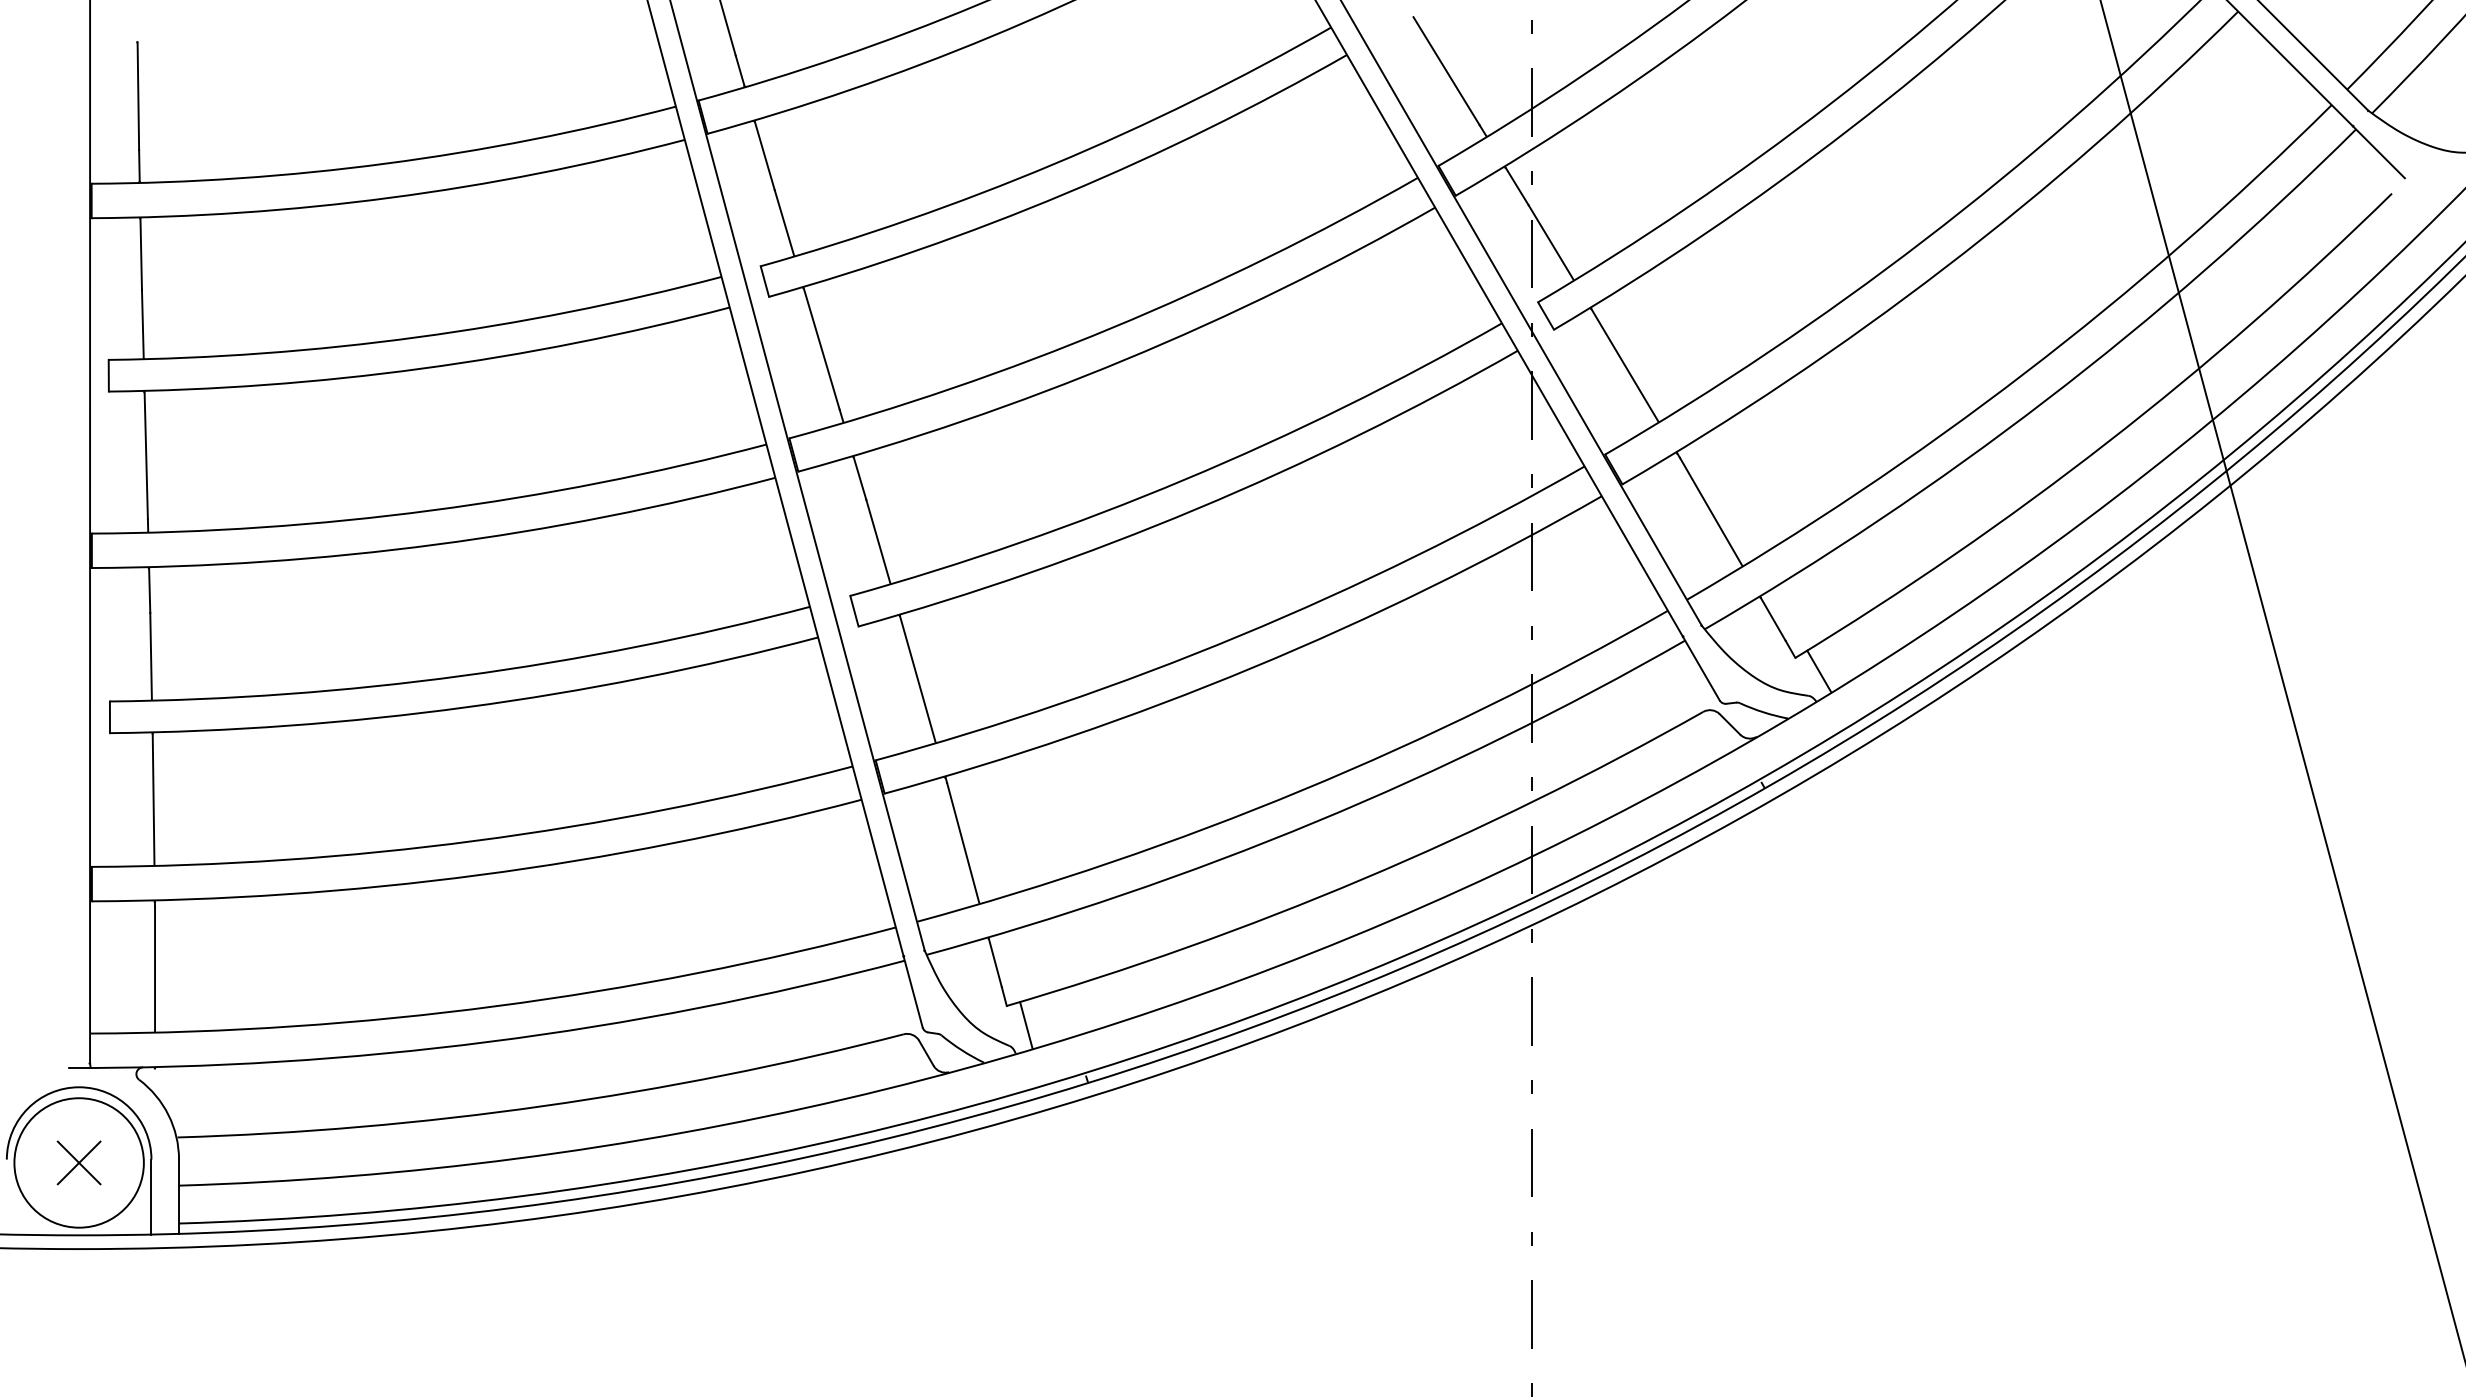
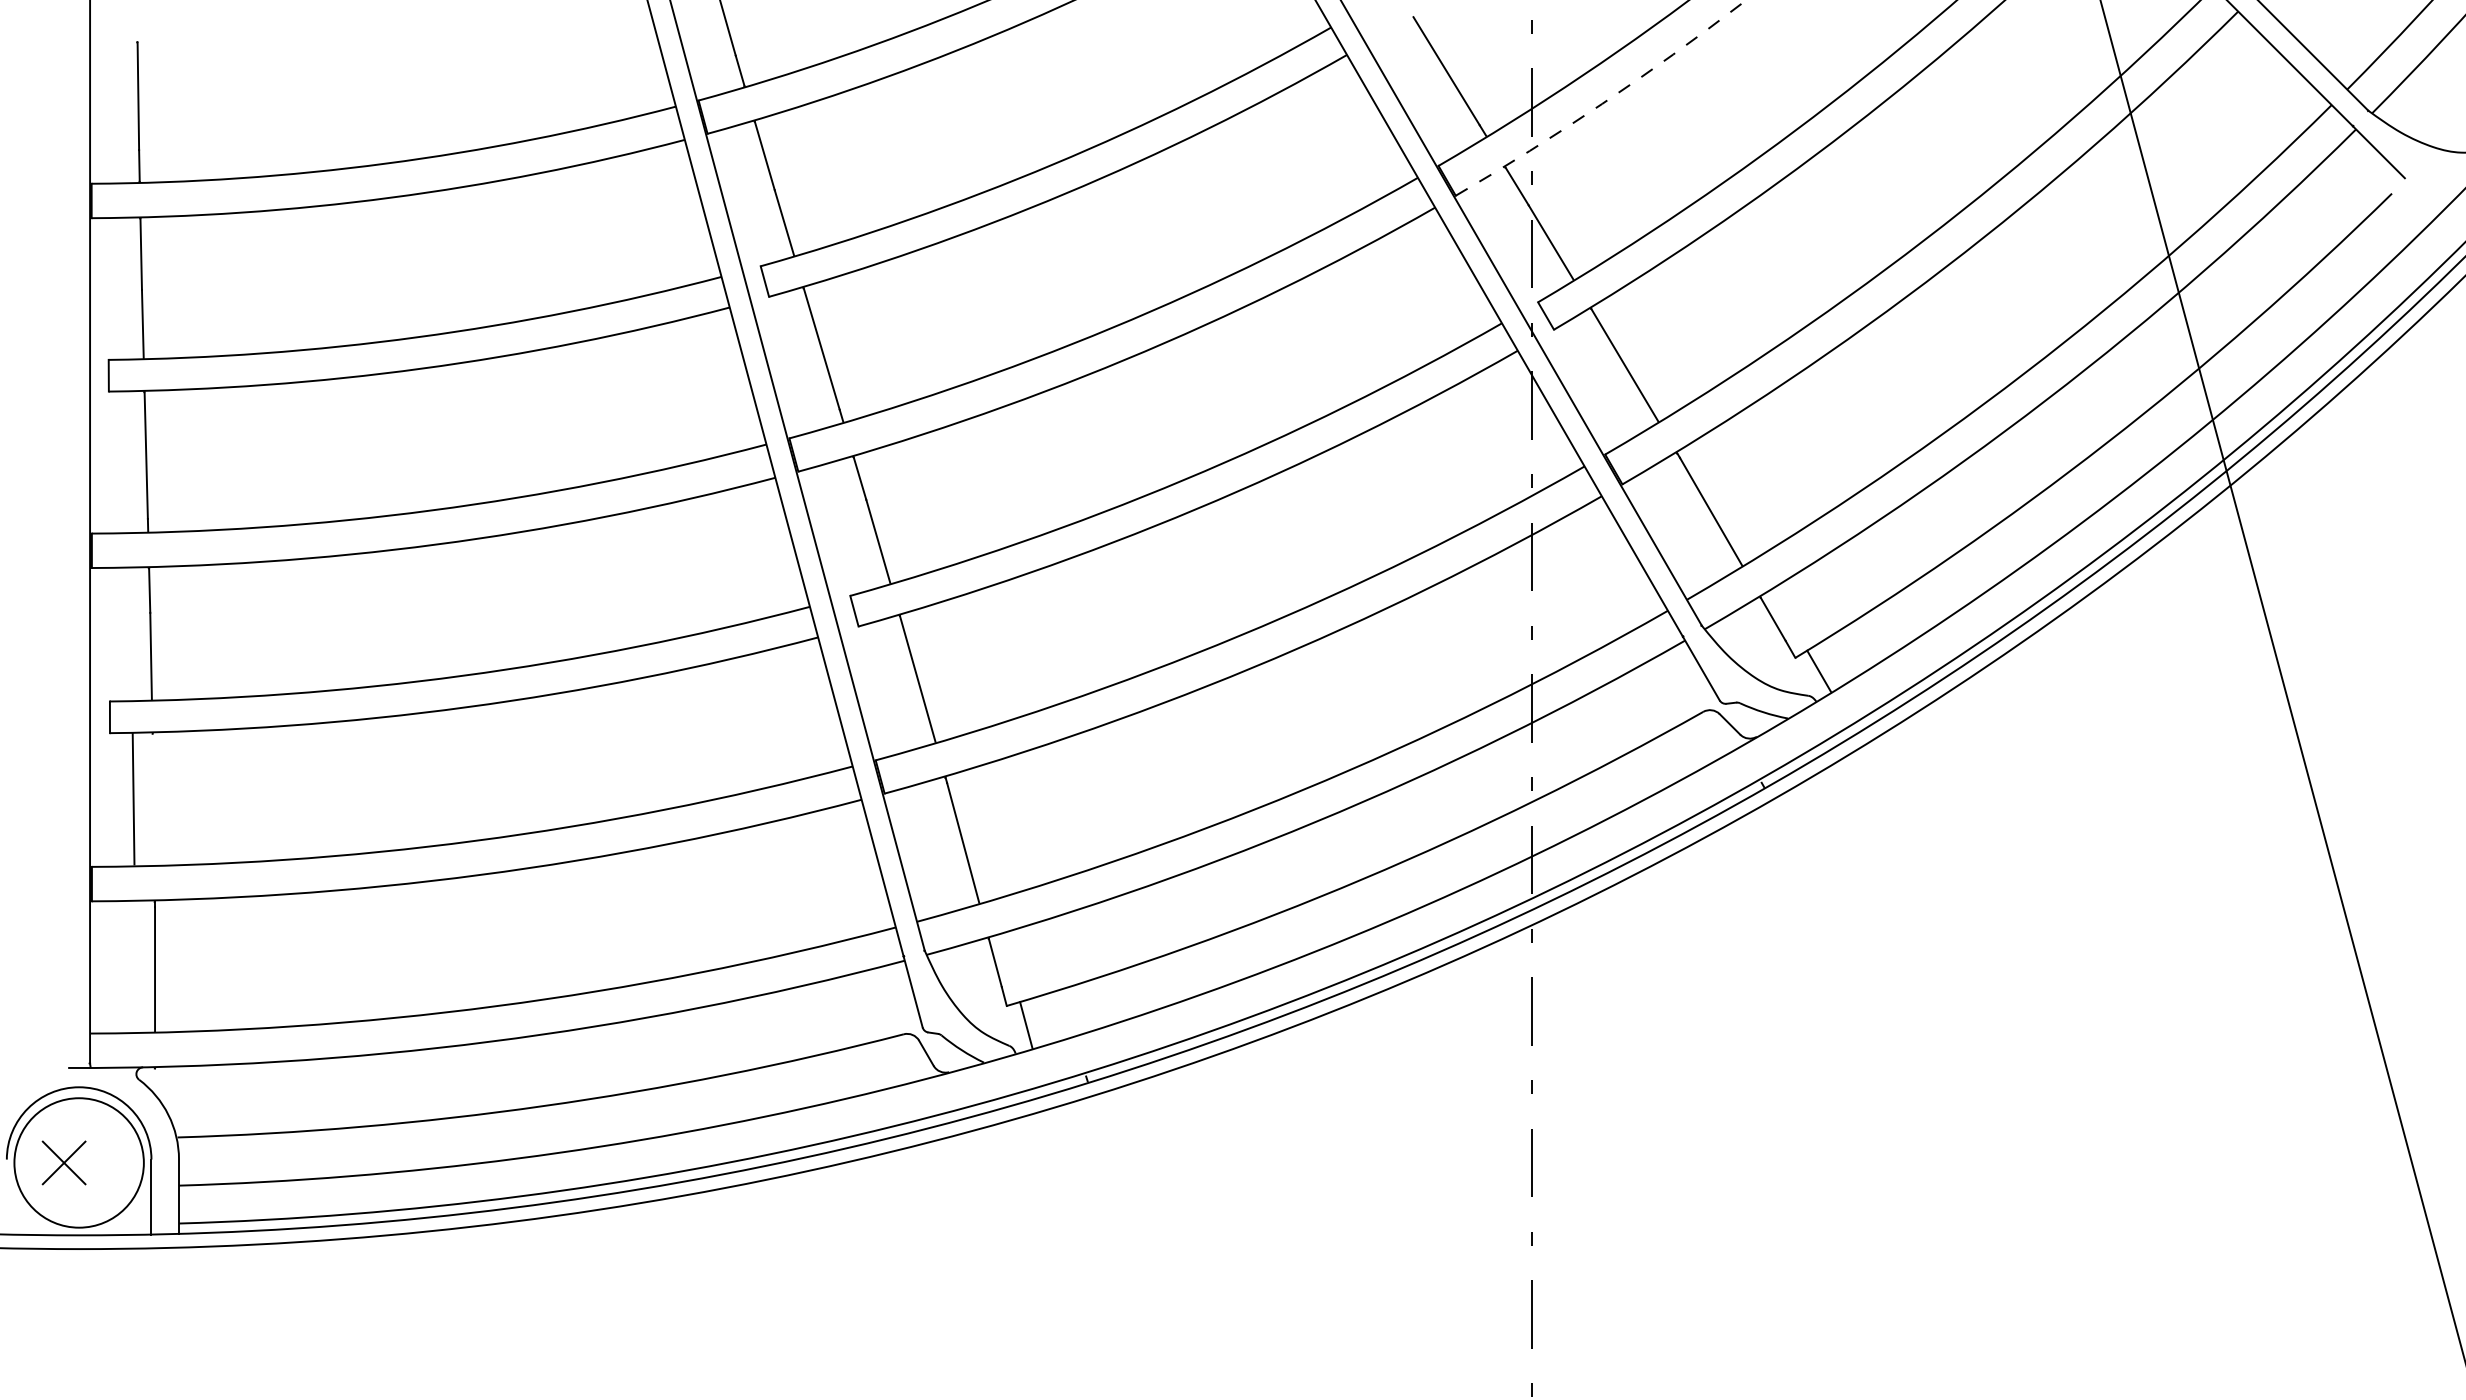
arc: solid -> dashed (1604, 102)
line position: (153, 798) -> (133, 798) (133, 798)
part position: (78, 1162) -> (63, 1162) (63, 1162)
